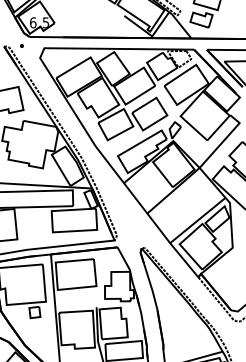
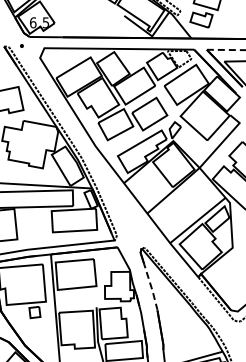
line: solid -> dashed (226, 49)
line: solid -> dashed (151, 287)
